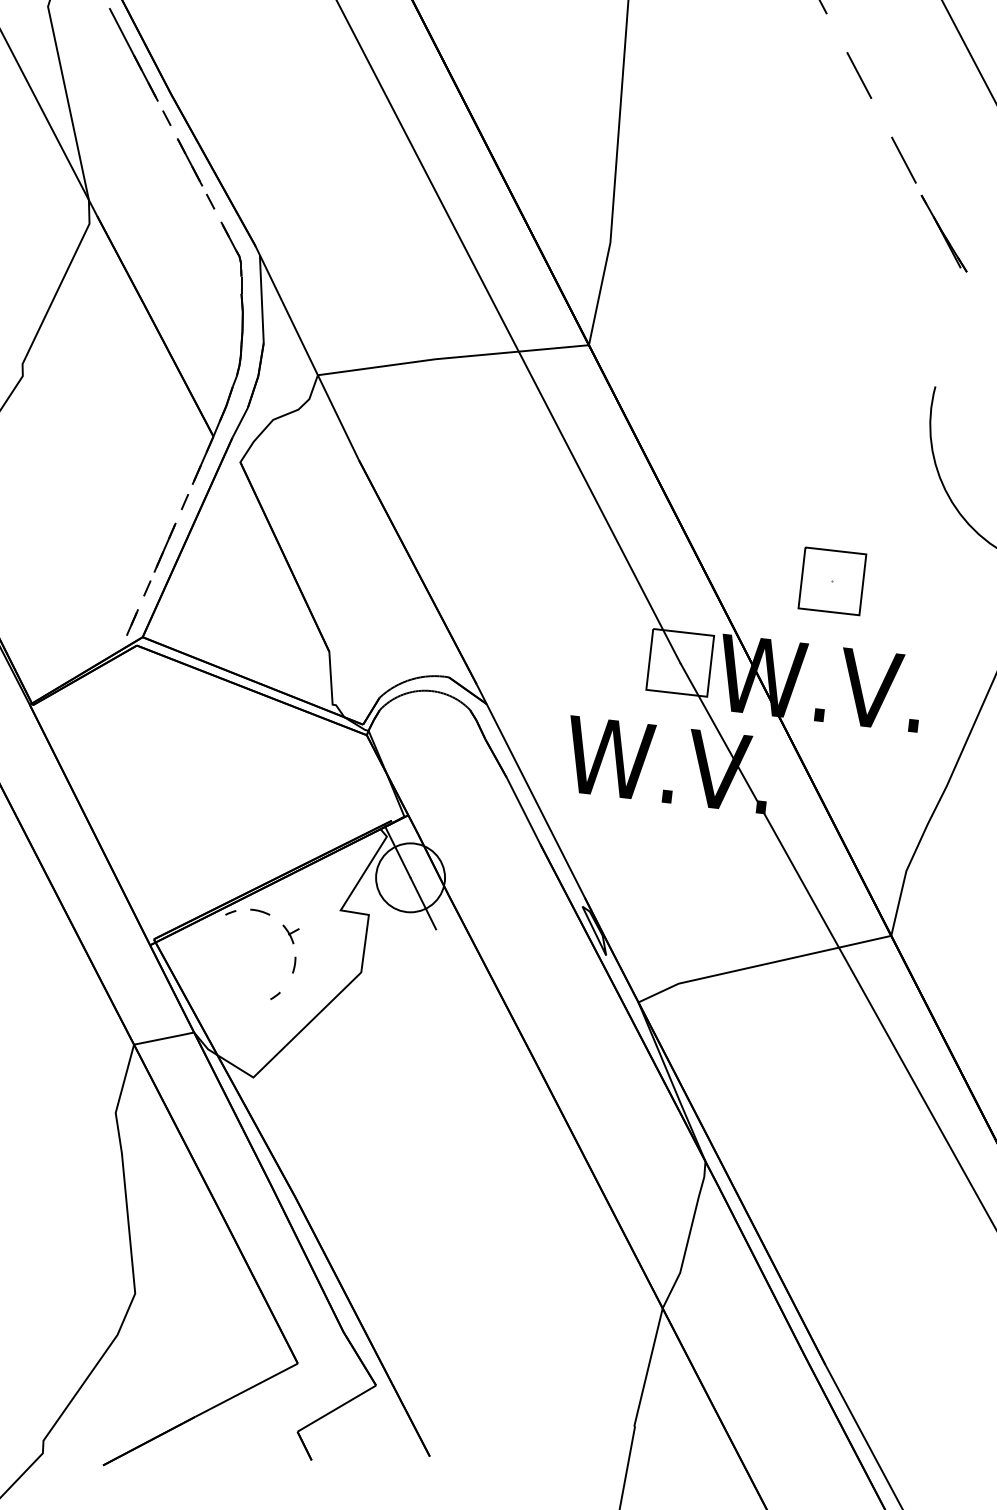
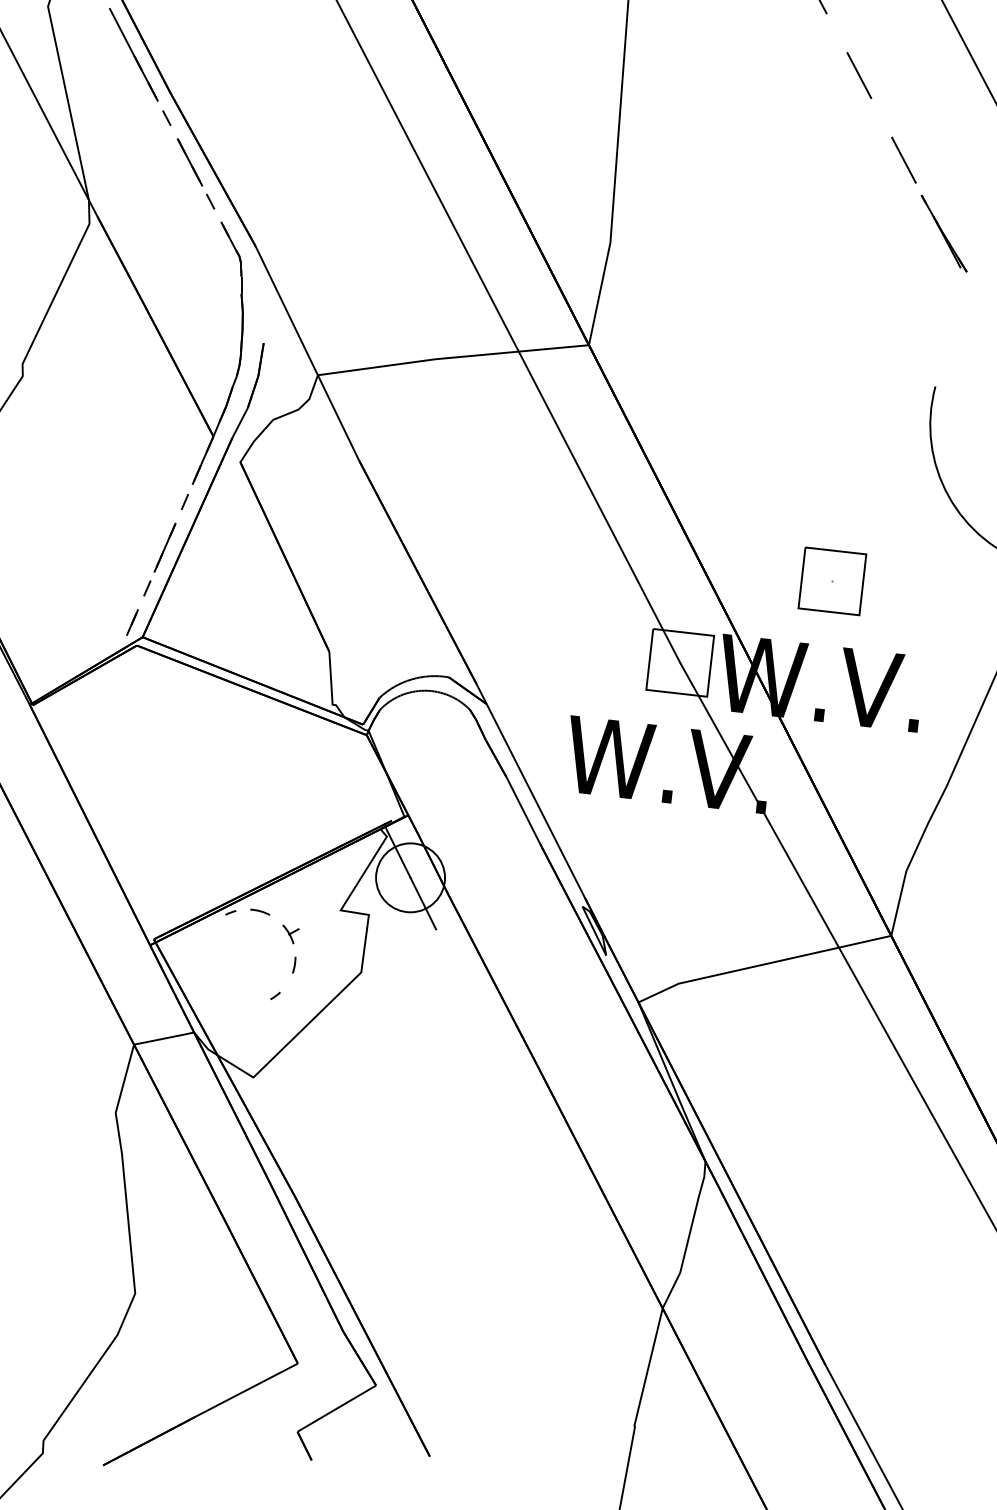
line: present -> none (261, 299)
